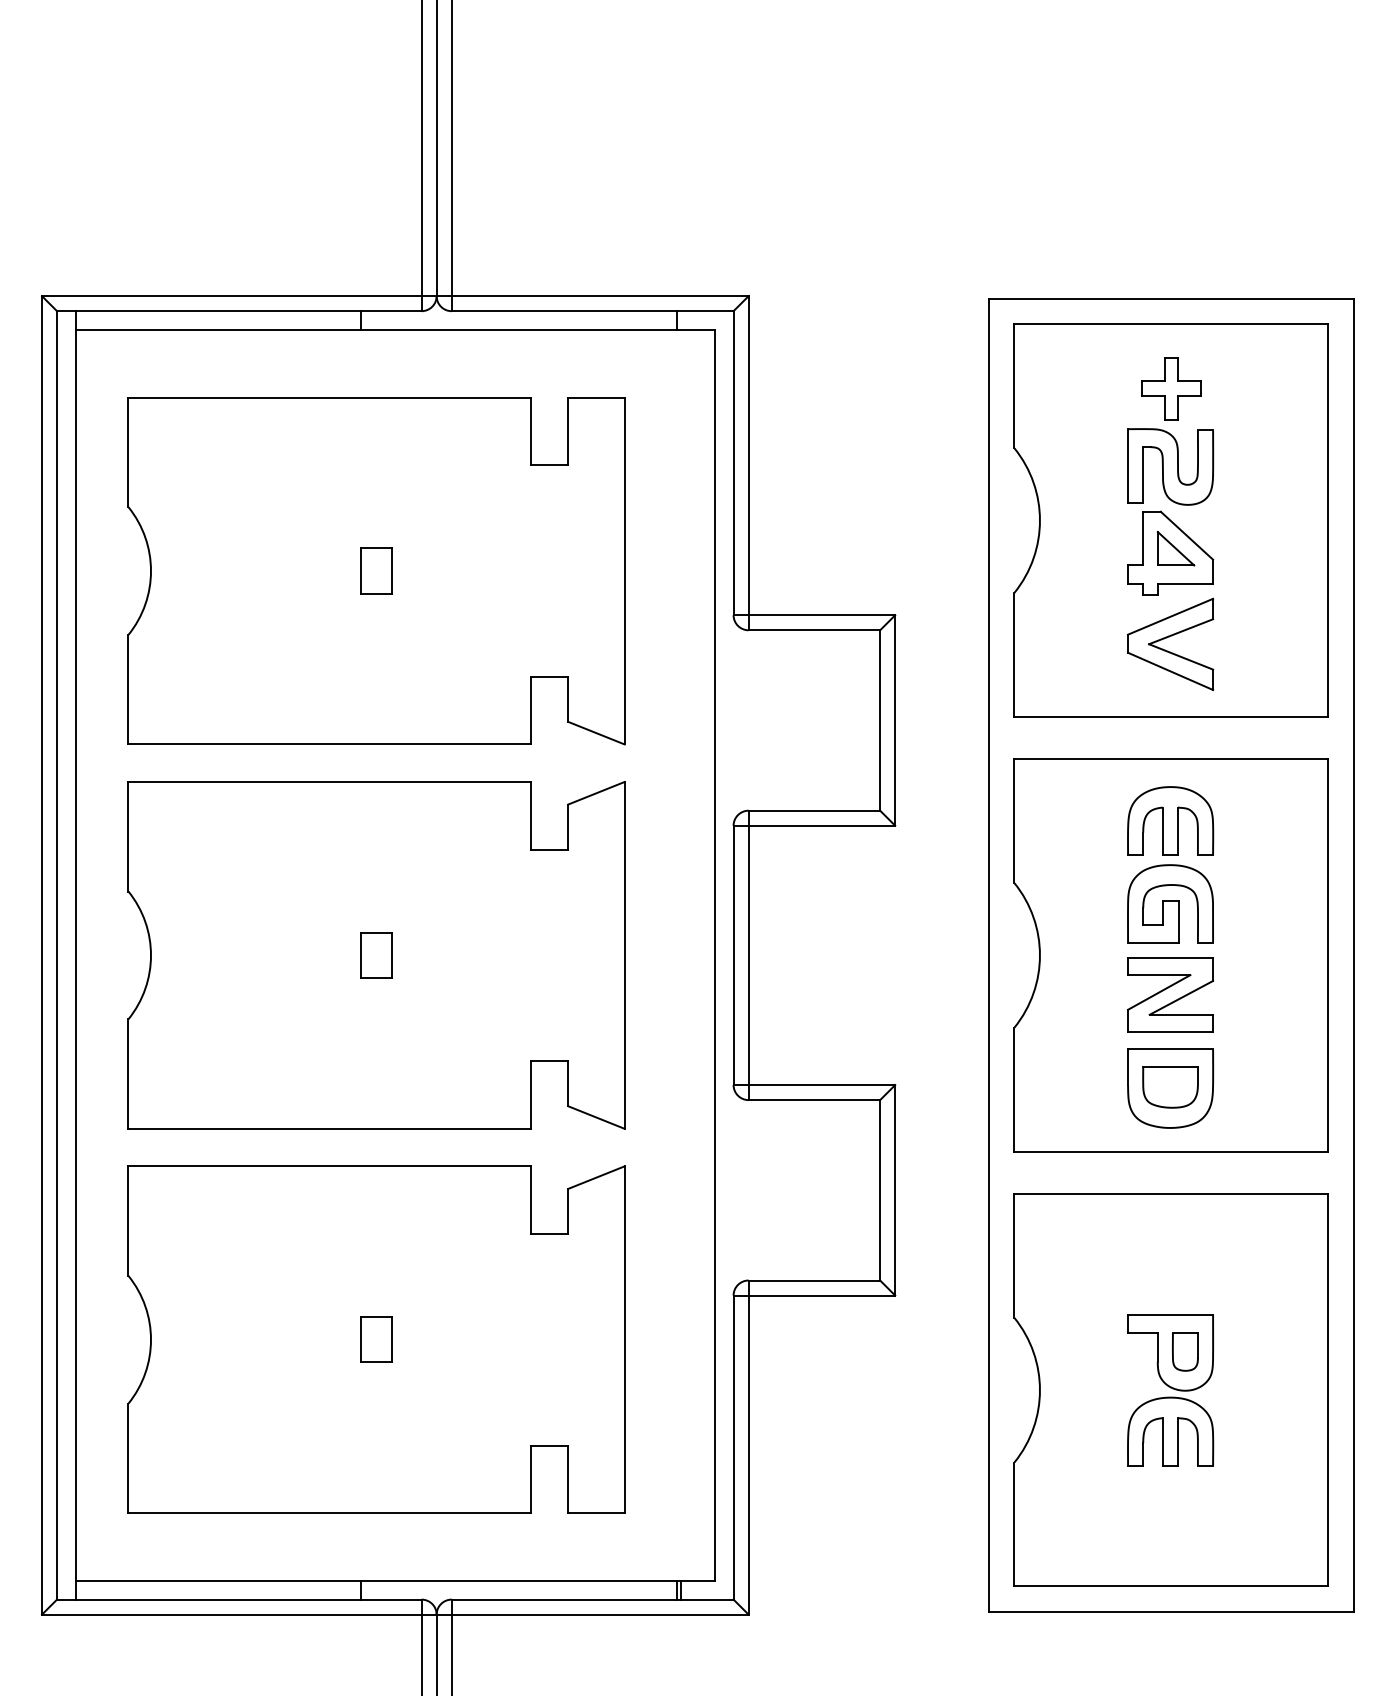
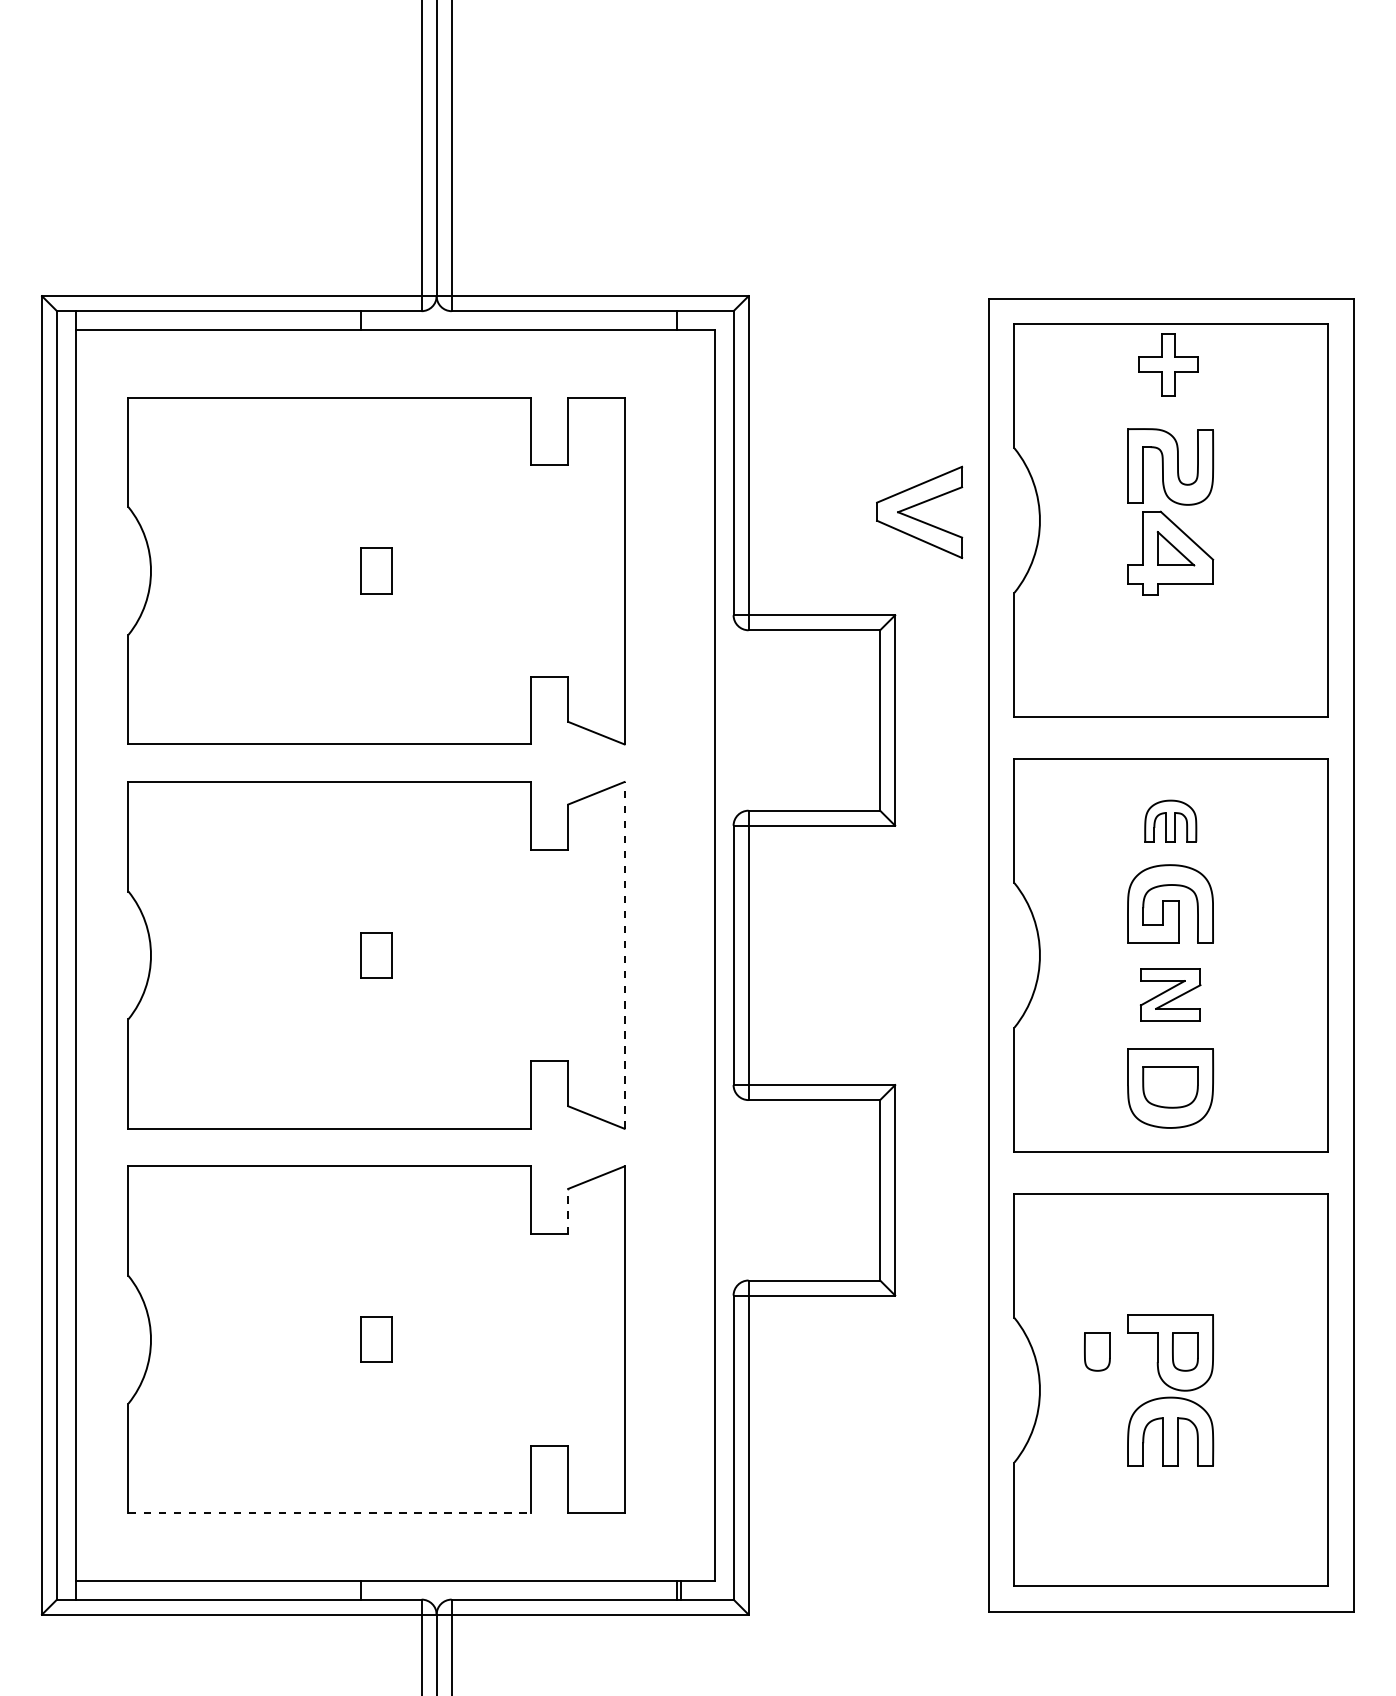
part position: (1171, 388) -> (1168, 364) (1168, 364)
part position: (1169, 637) -> (918, 505) (918, 505)
part size: 88x70 px -> 54x44 px (1170, 820)
line: solid -> dashed (624, 954)
part size: 88x76 px -> 62x54 px (1170, 994)
line: solid -> dashed (568, 1211)
part: none -> present (1097, 1351)
line: solid -> dashed (330, 1513)
